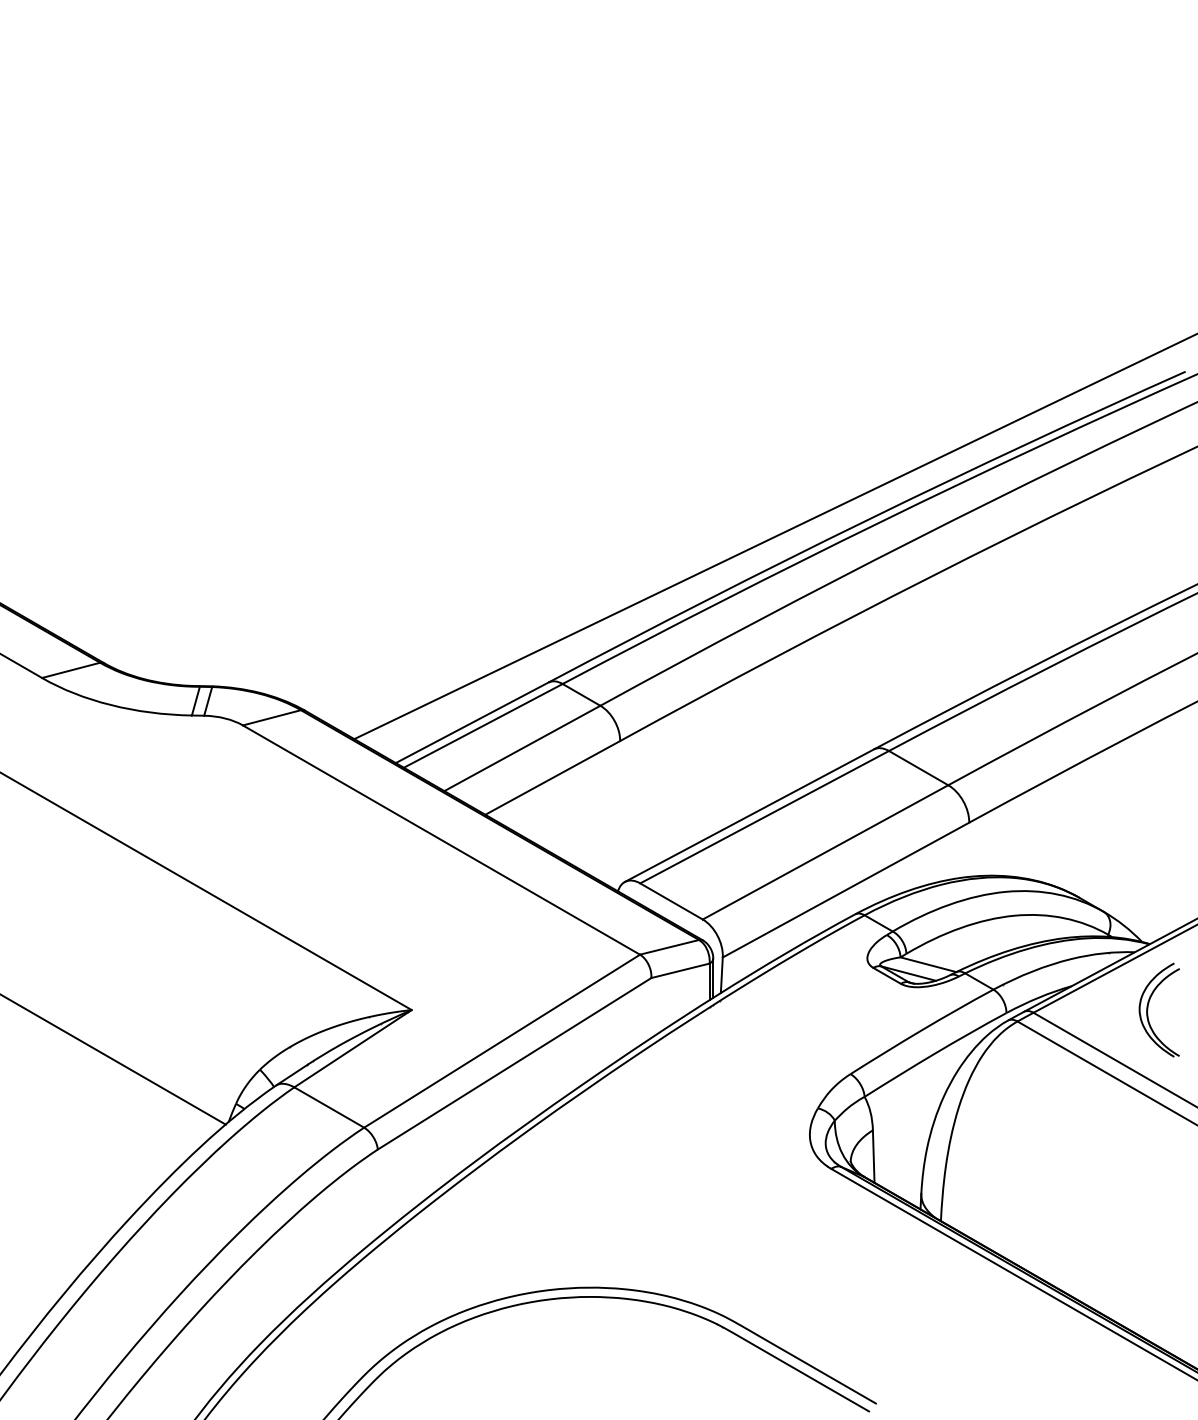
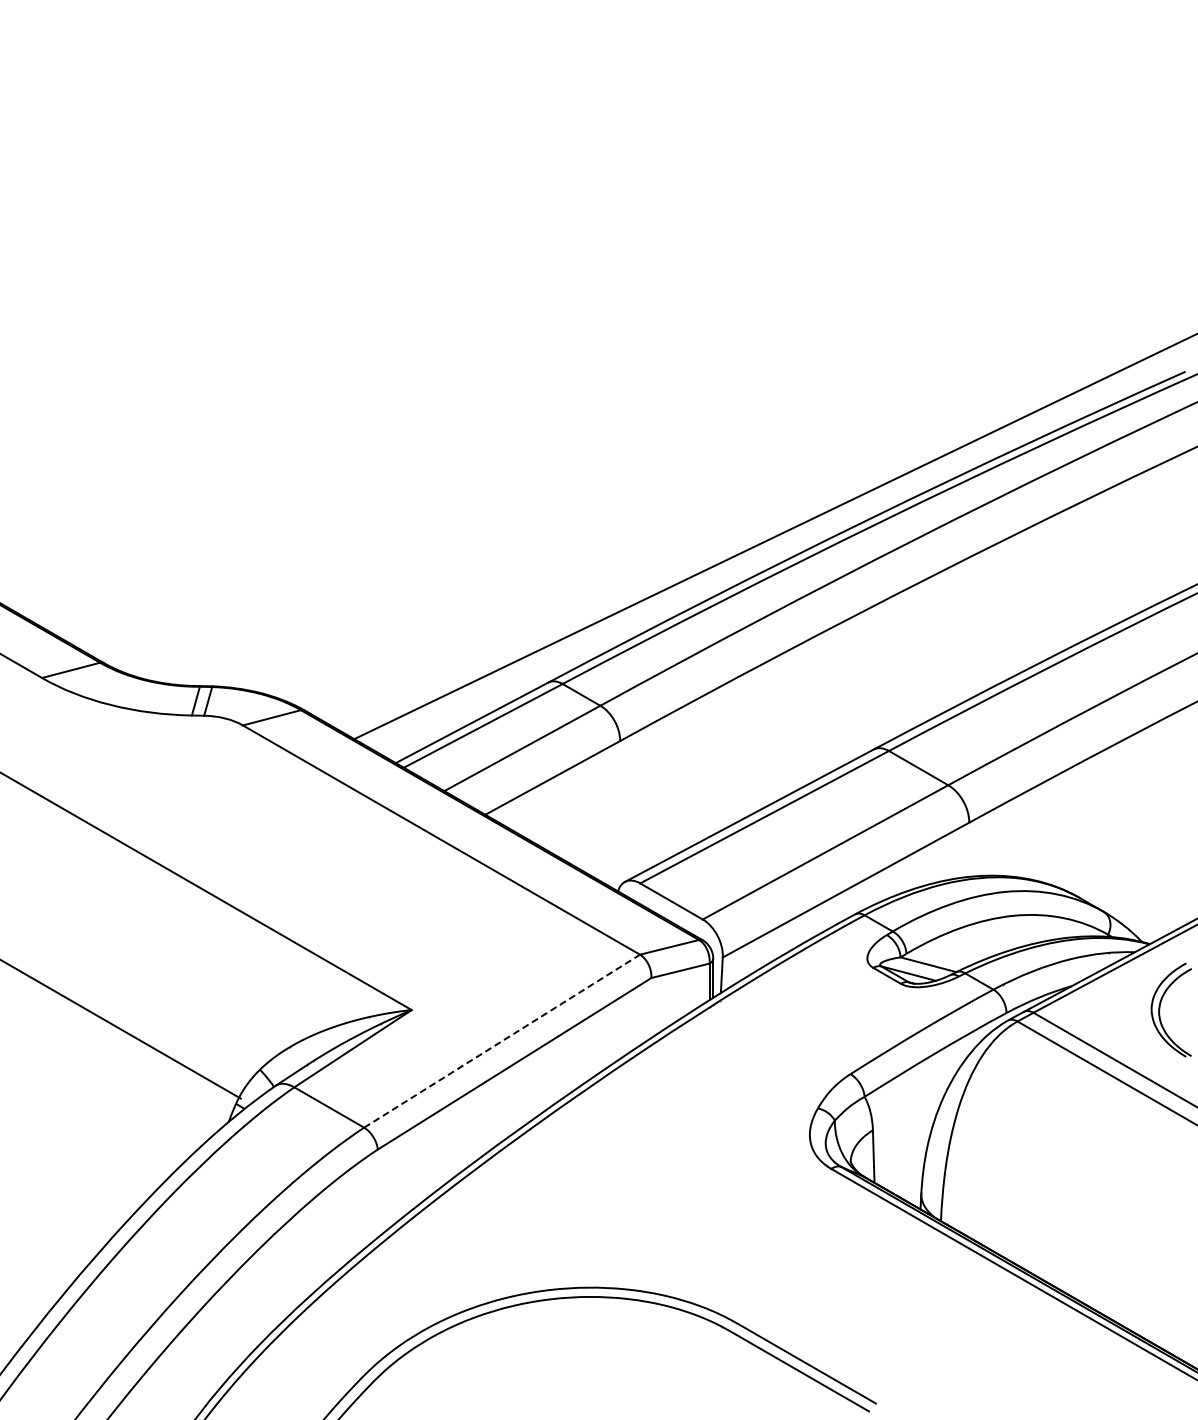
part position: (1148, 1009) -> (1160, 1009) (1160, 1009)
line: solid -> dashed (502, 1041)
line position: (113, 1059) -> (121, 1029) (121, 1029)
